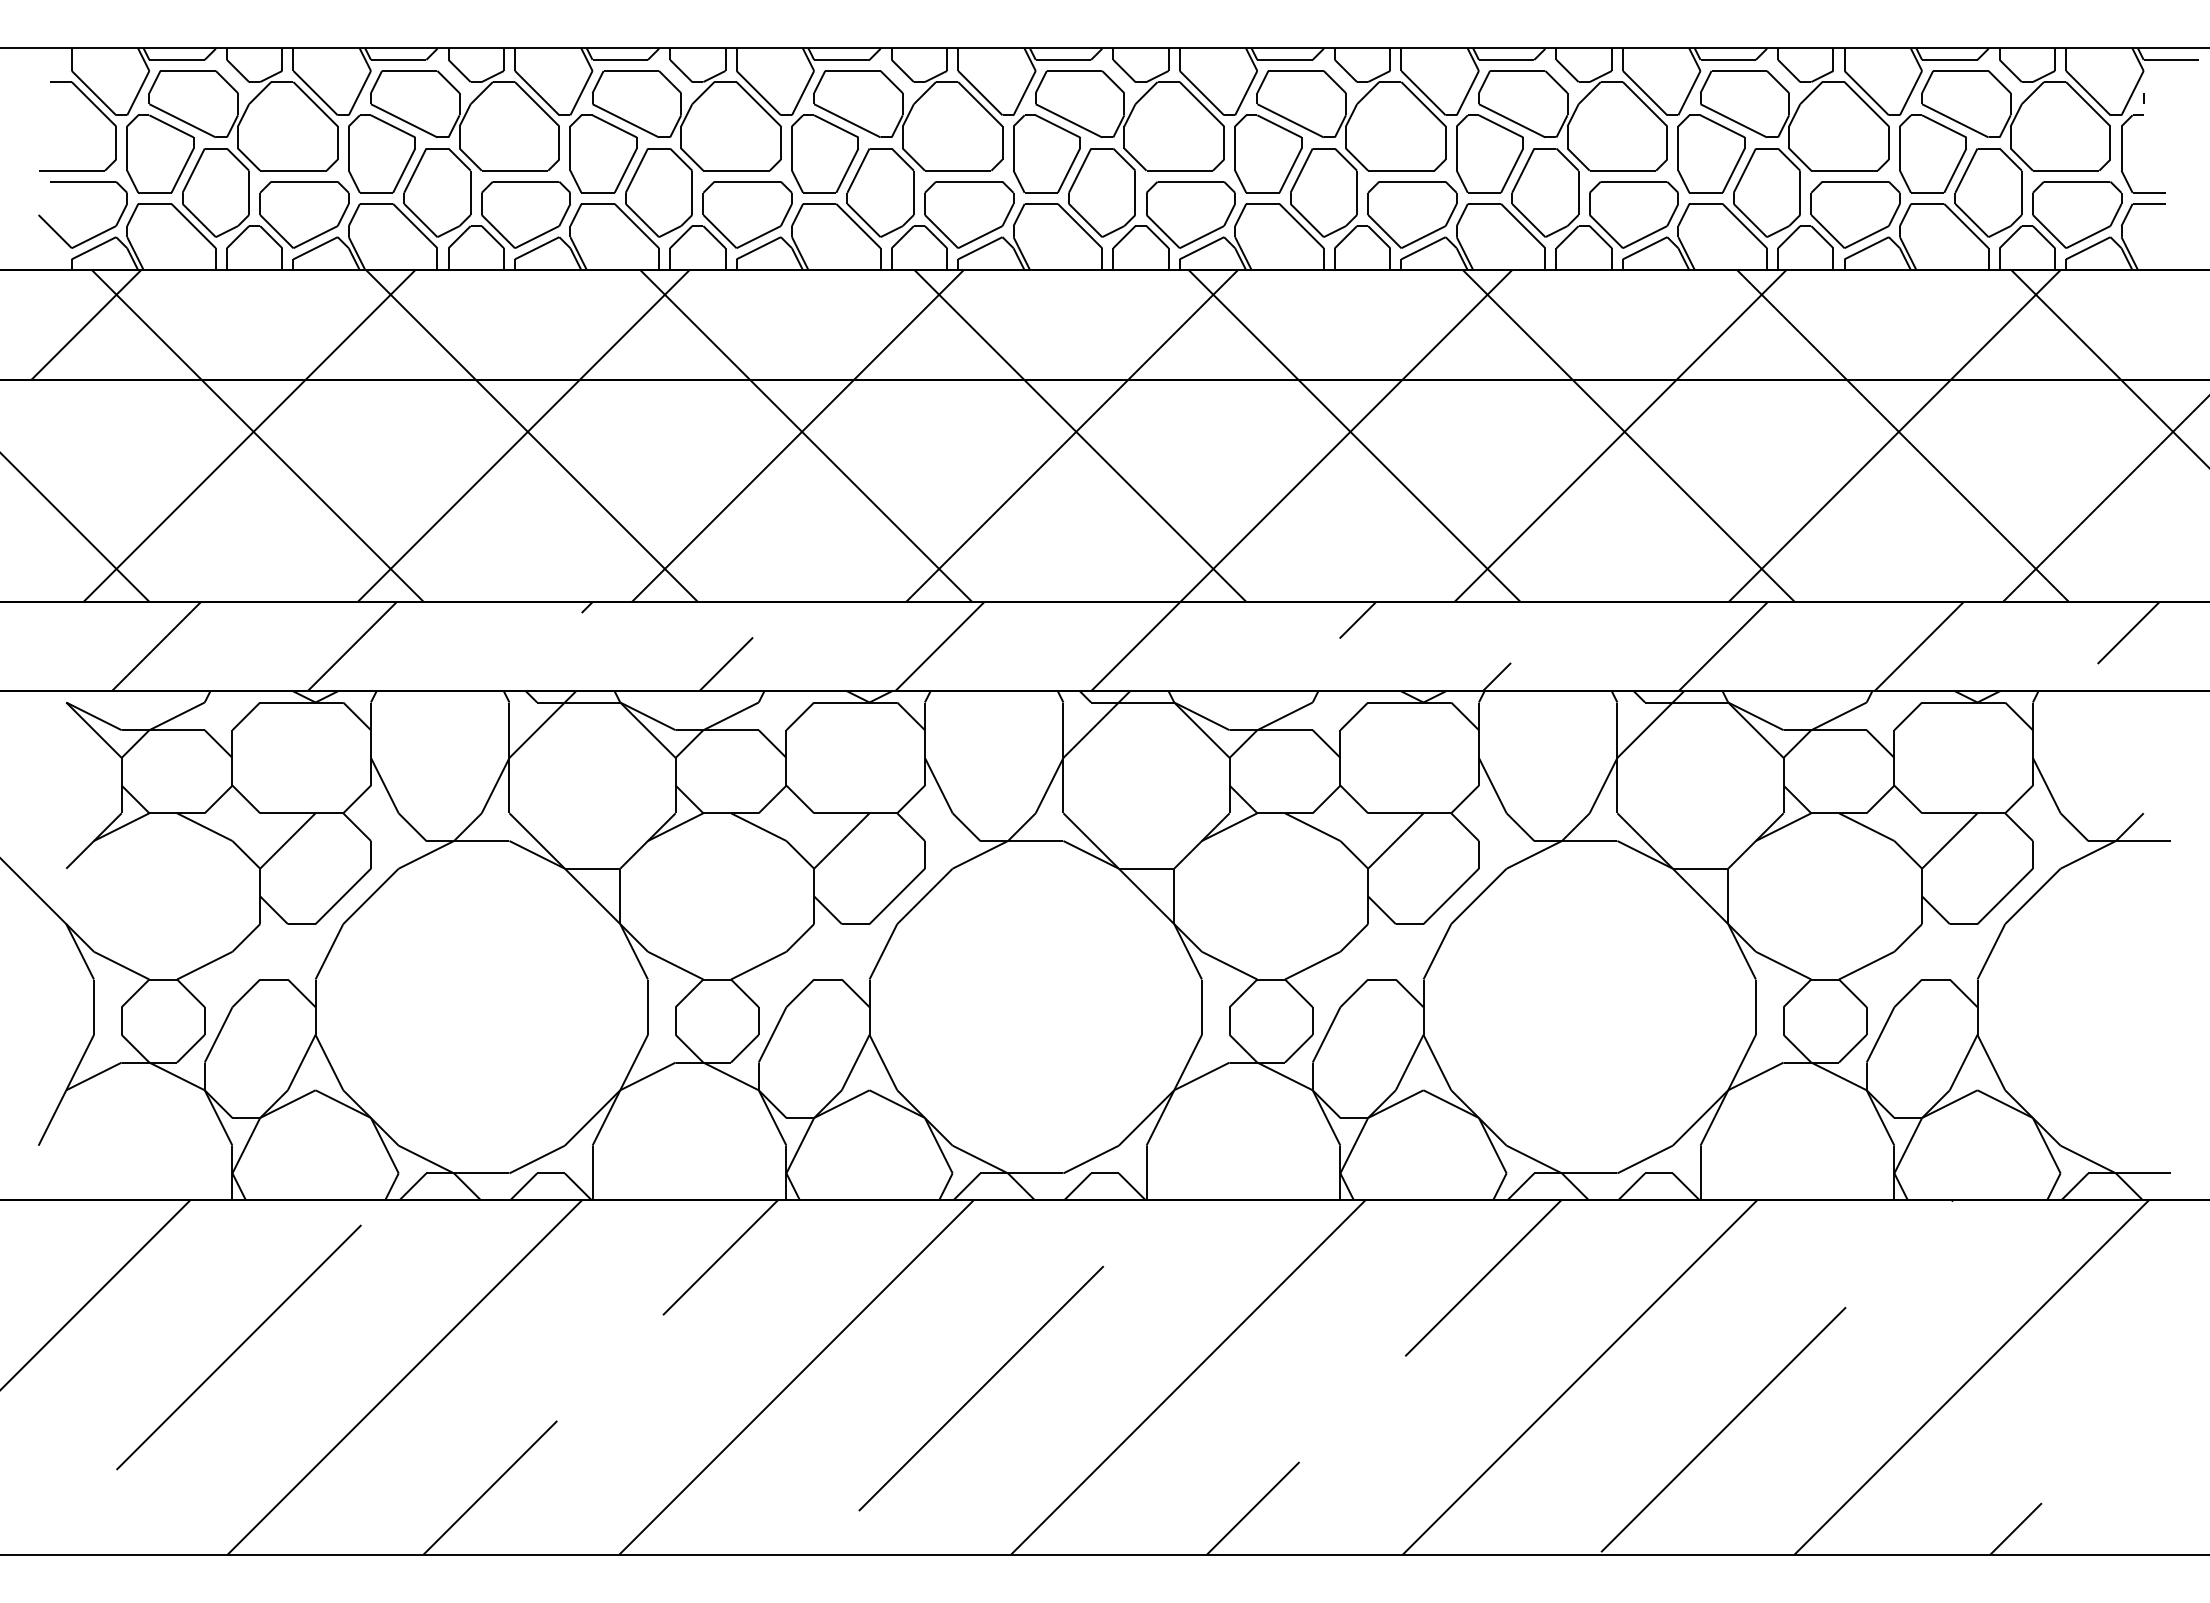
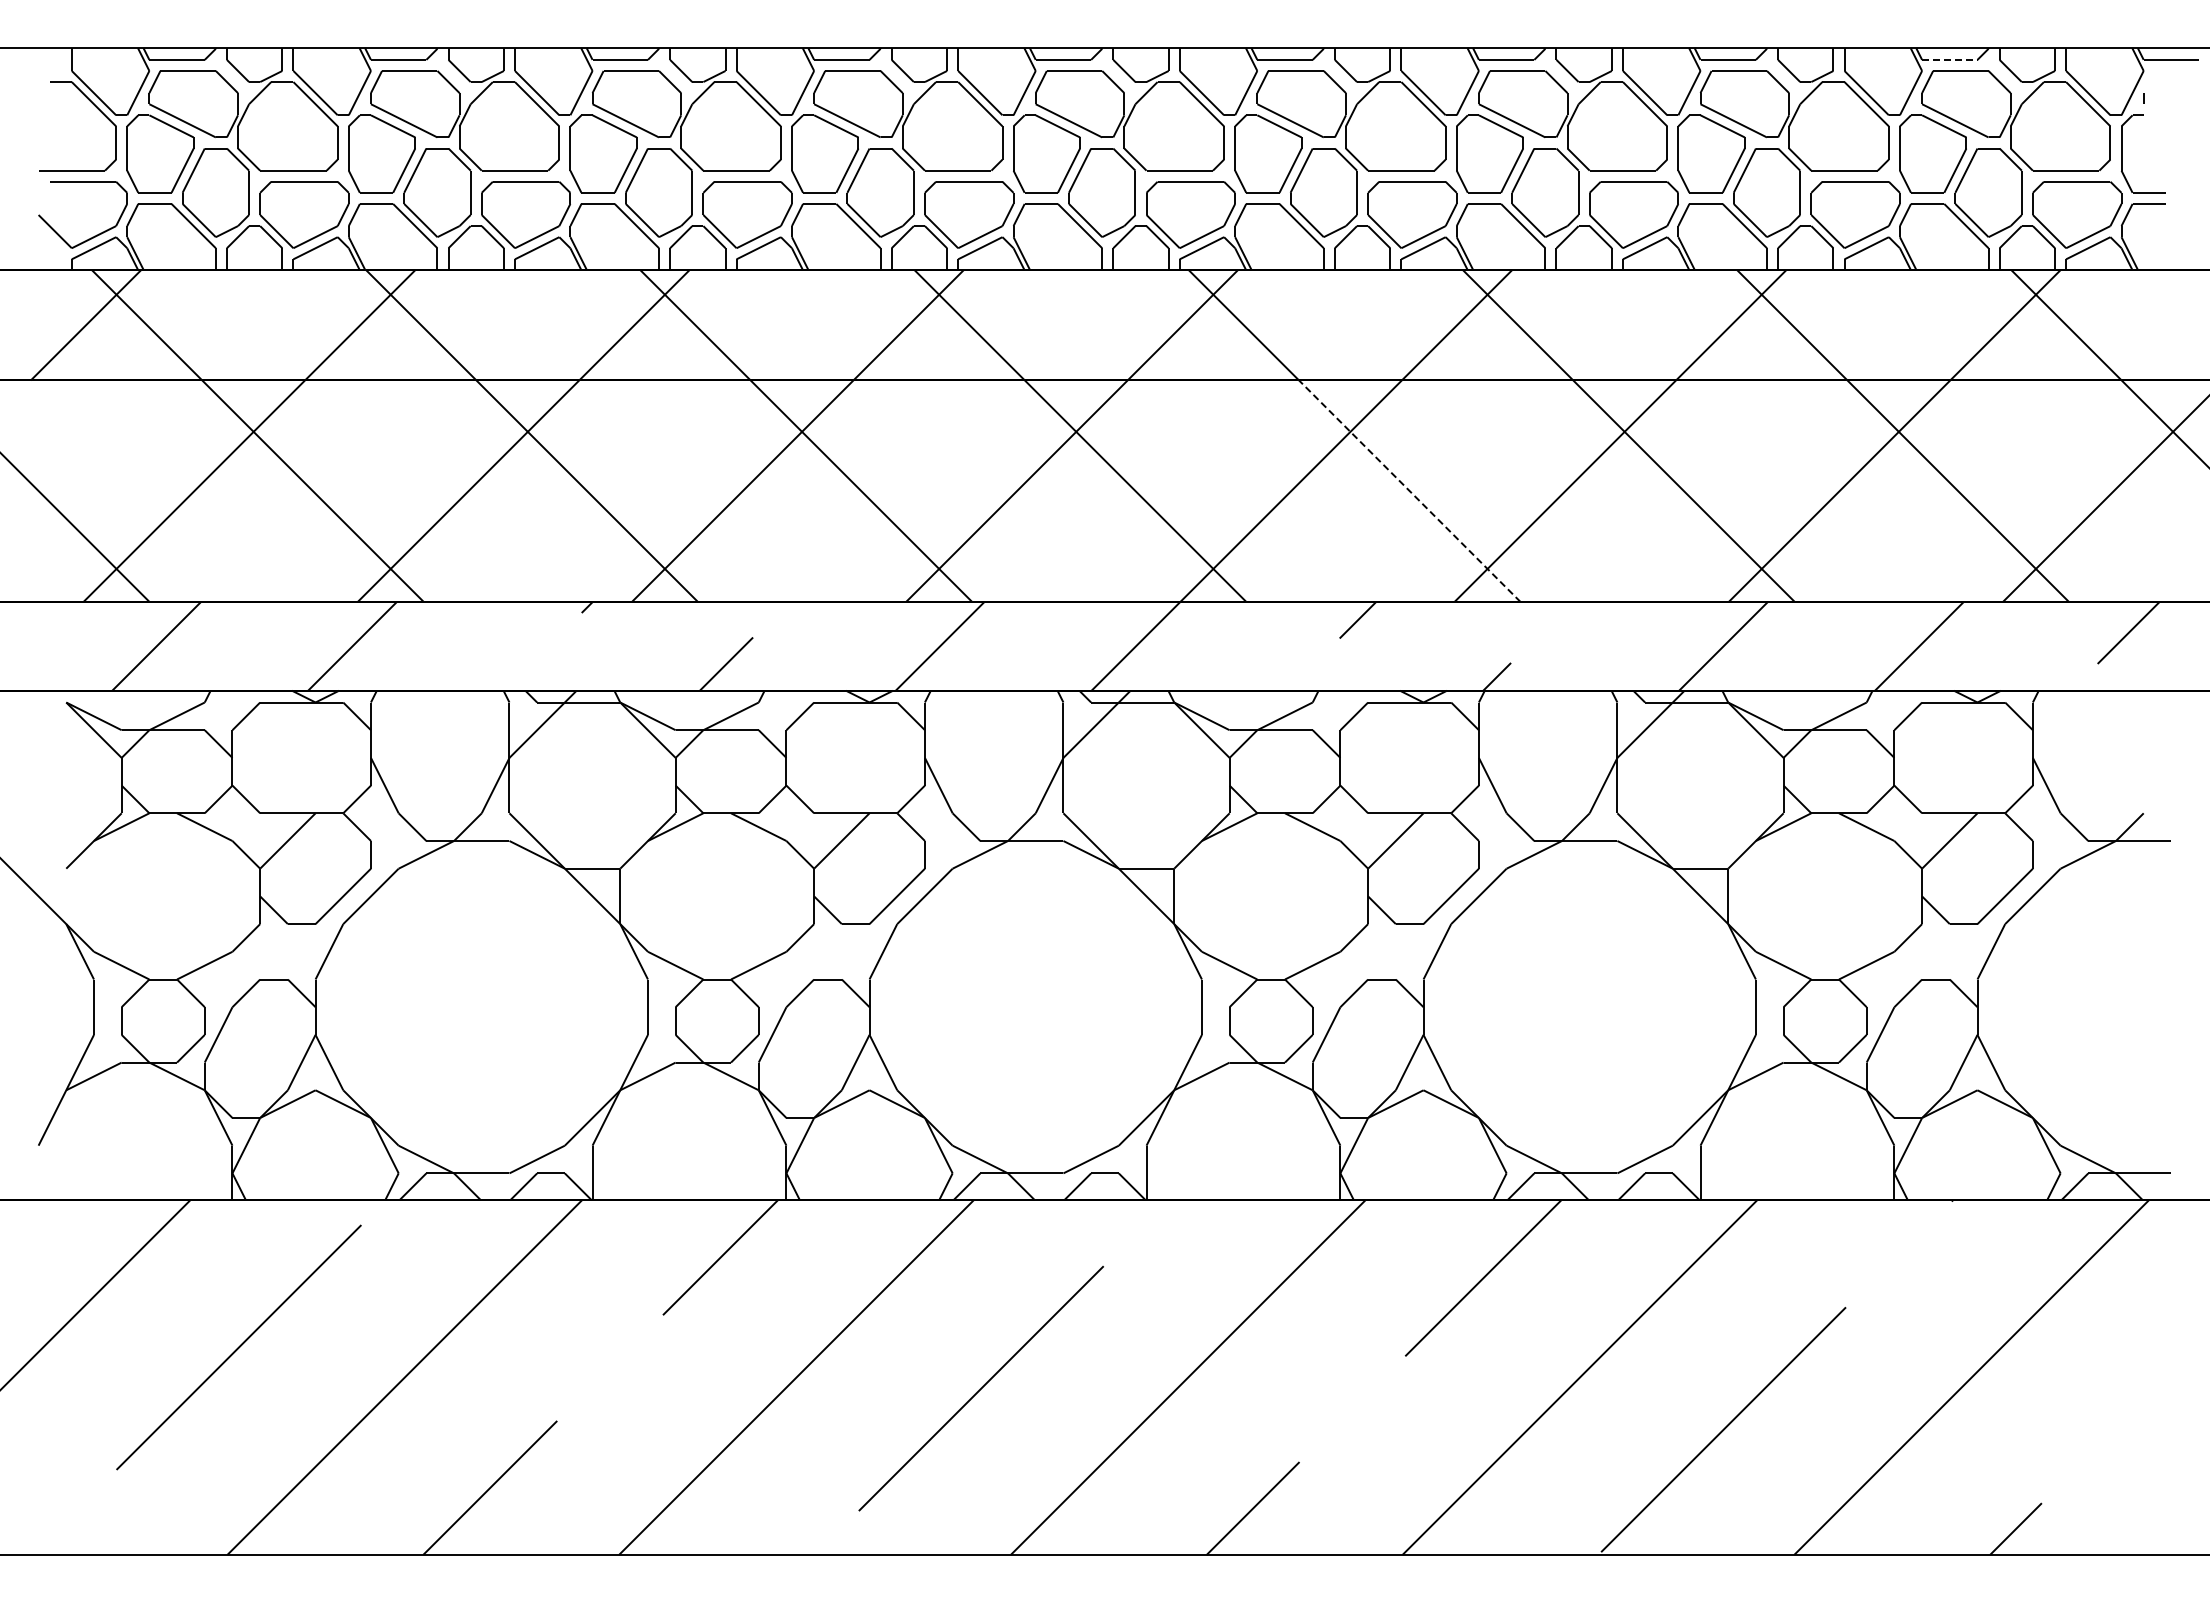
line: solid -> dashed (1949, 59)
line: solid -> dashed (1409, 491)
